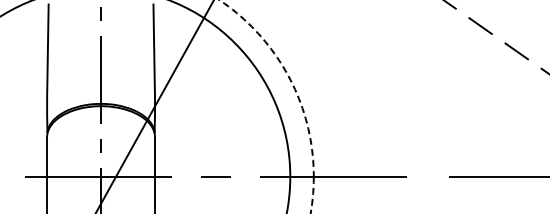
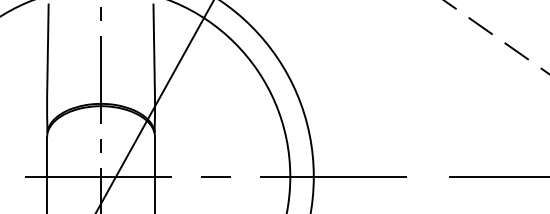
circle: dashed -> solid (266, 106)
